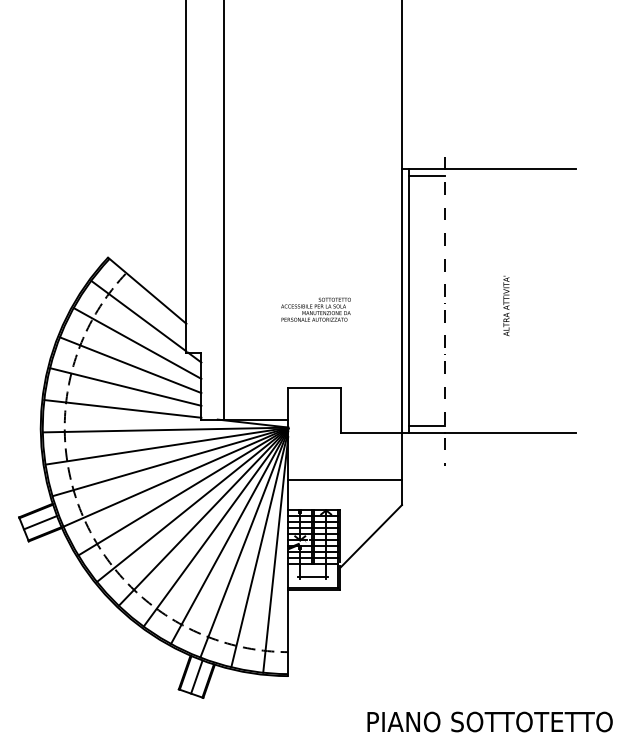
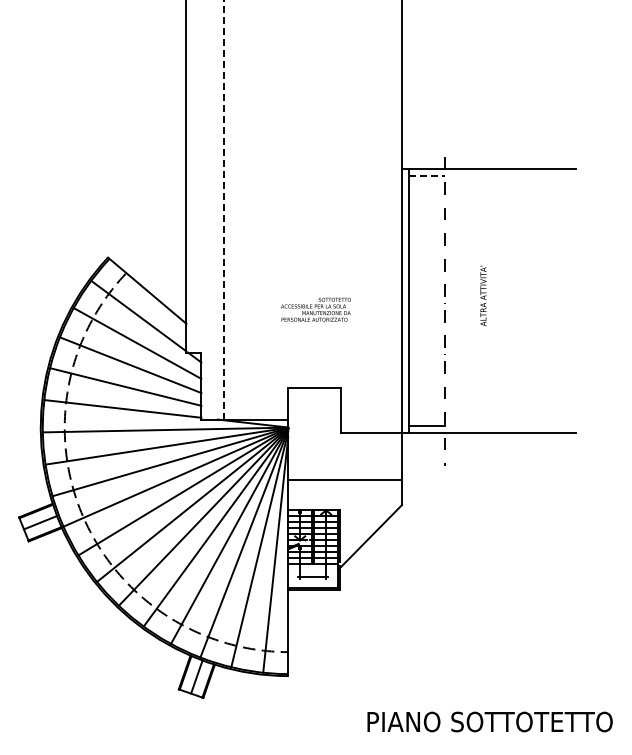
line: solid -> dashed (427, 176)
line: solid -> dashed (224, 209)
text position: (506, 305) -> (483, 295) (483, 295)
